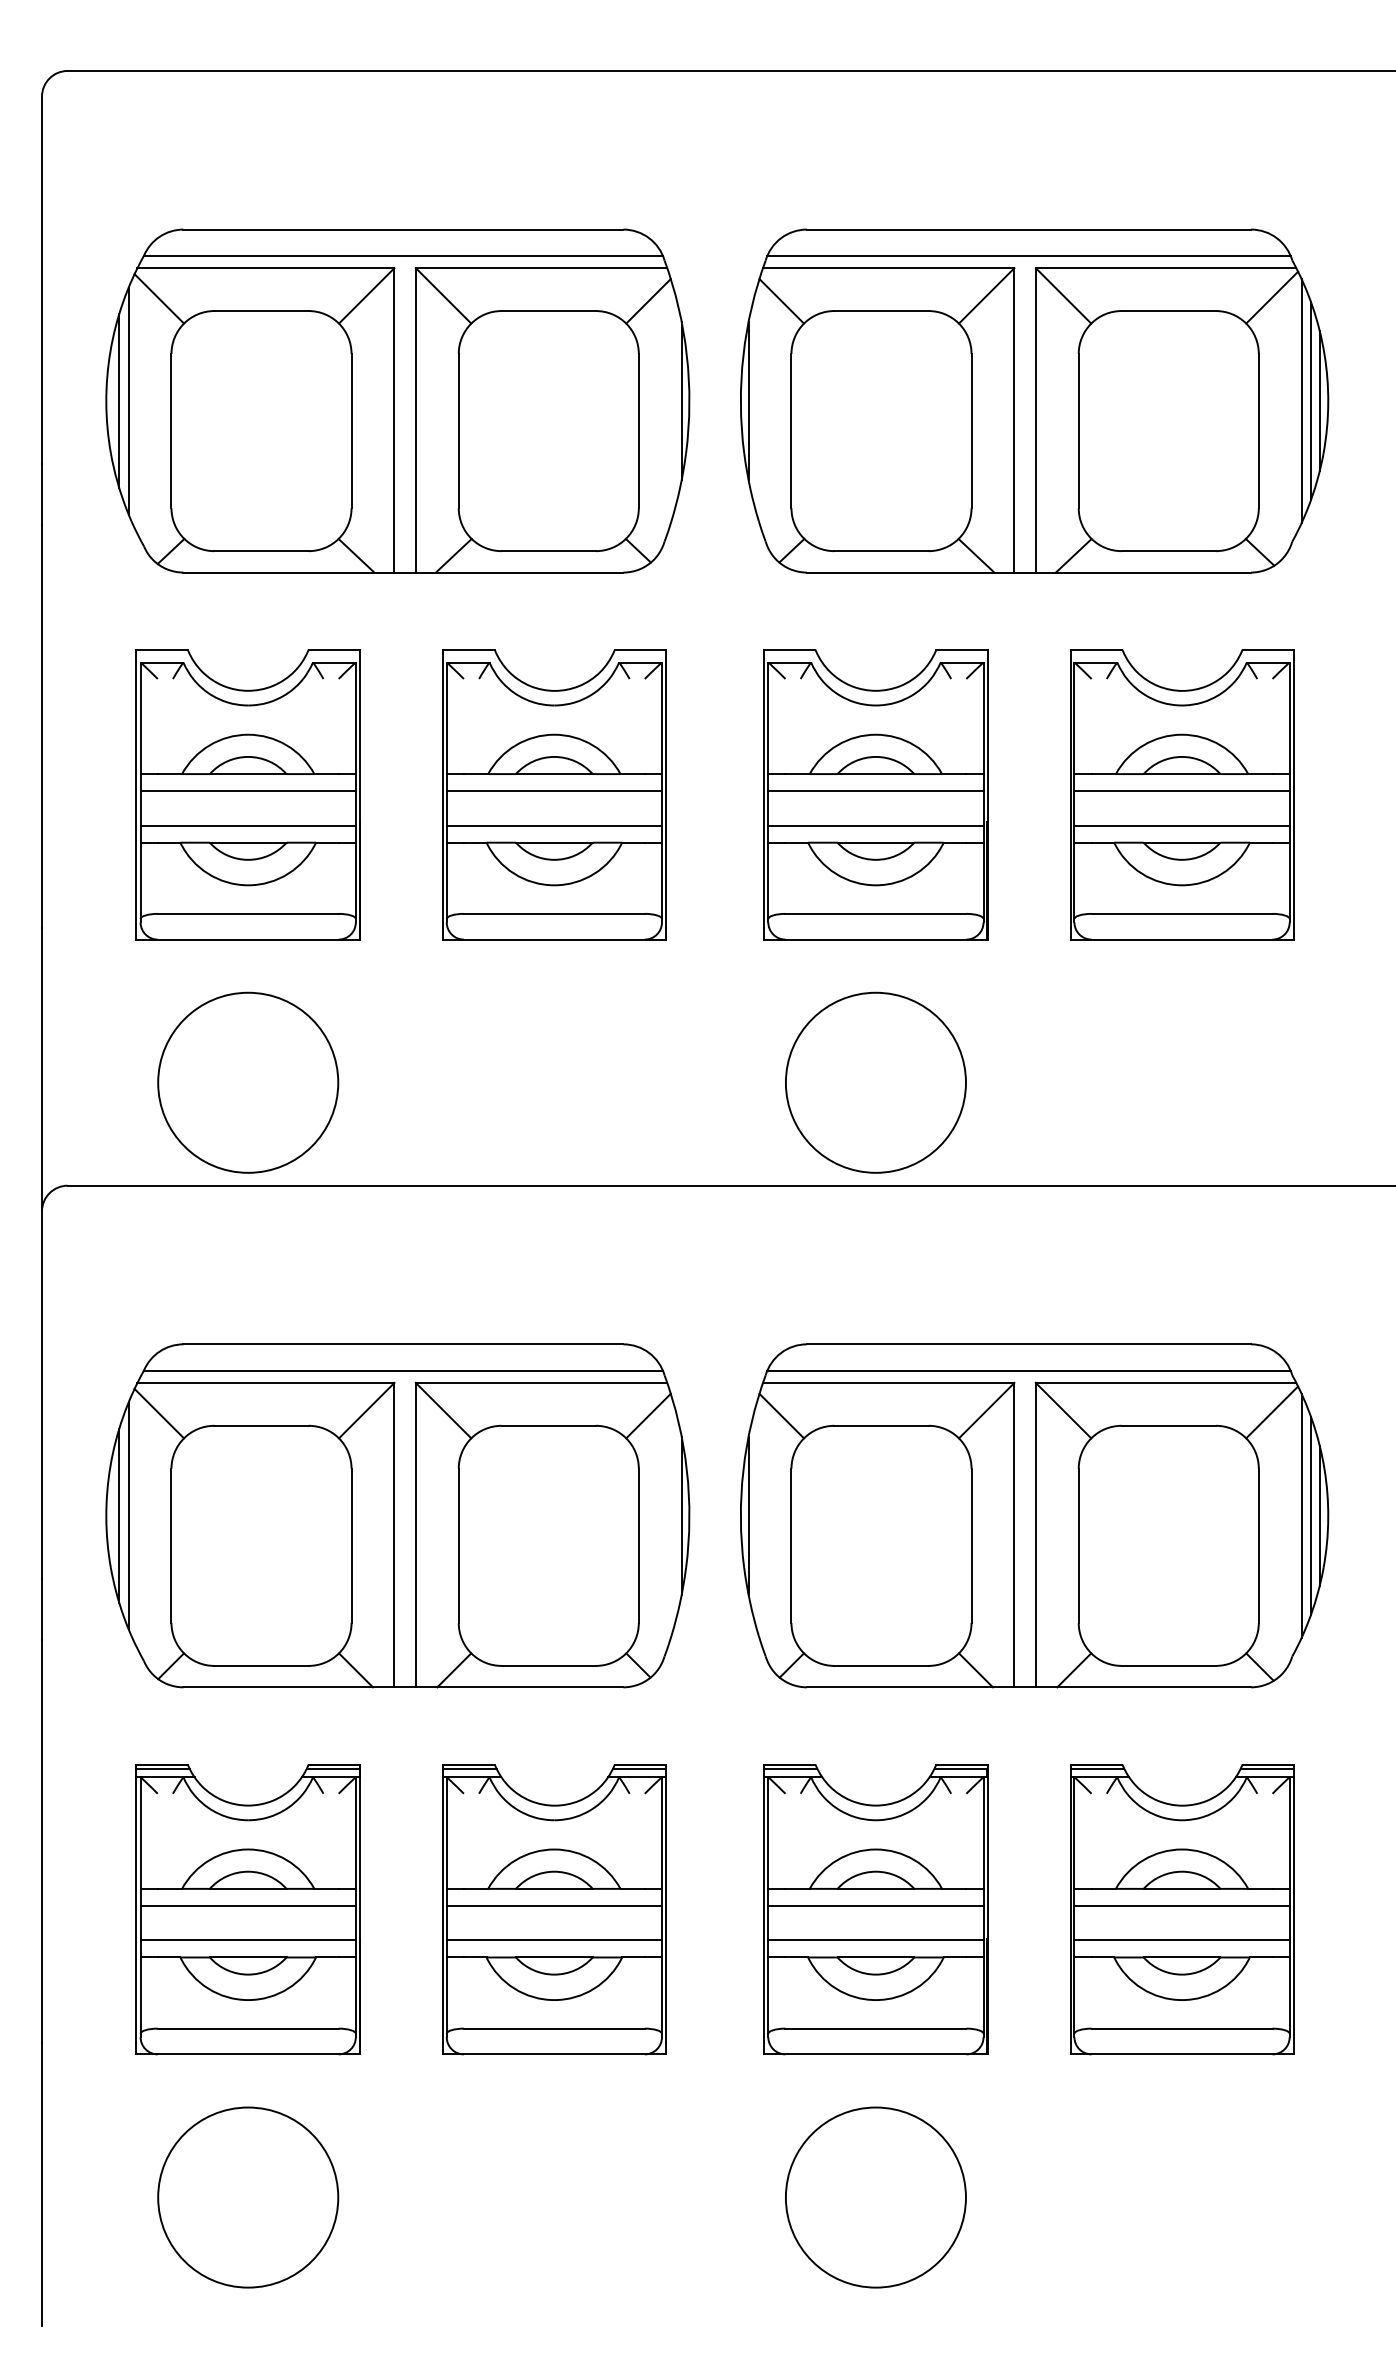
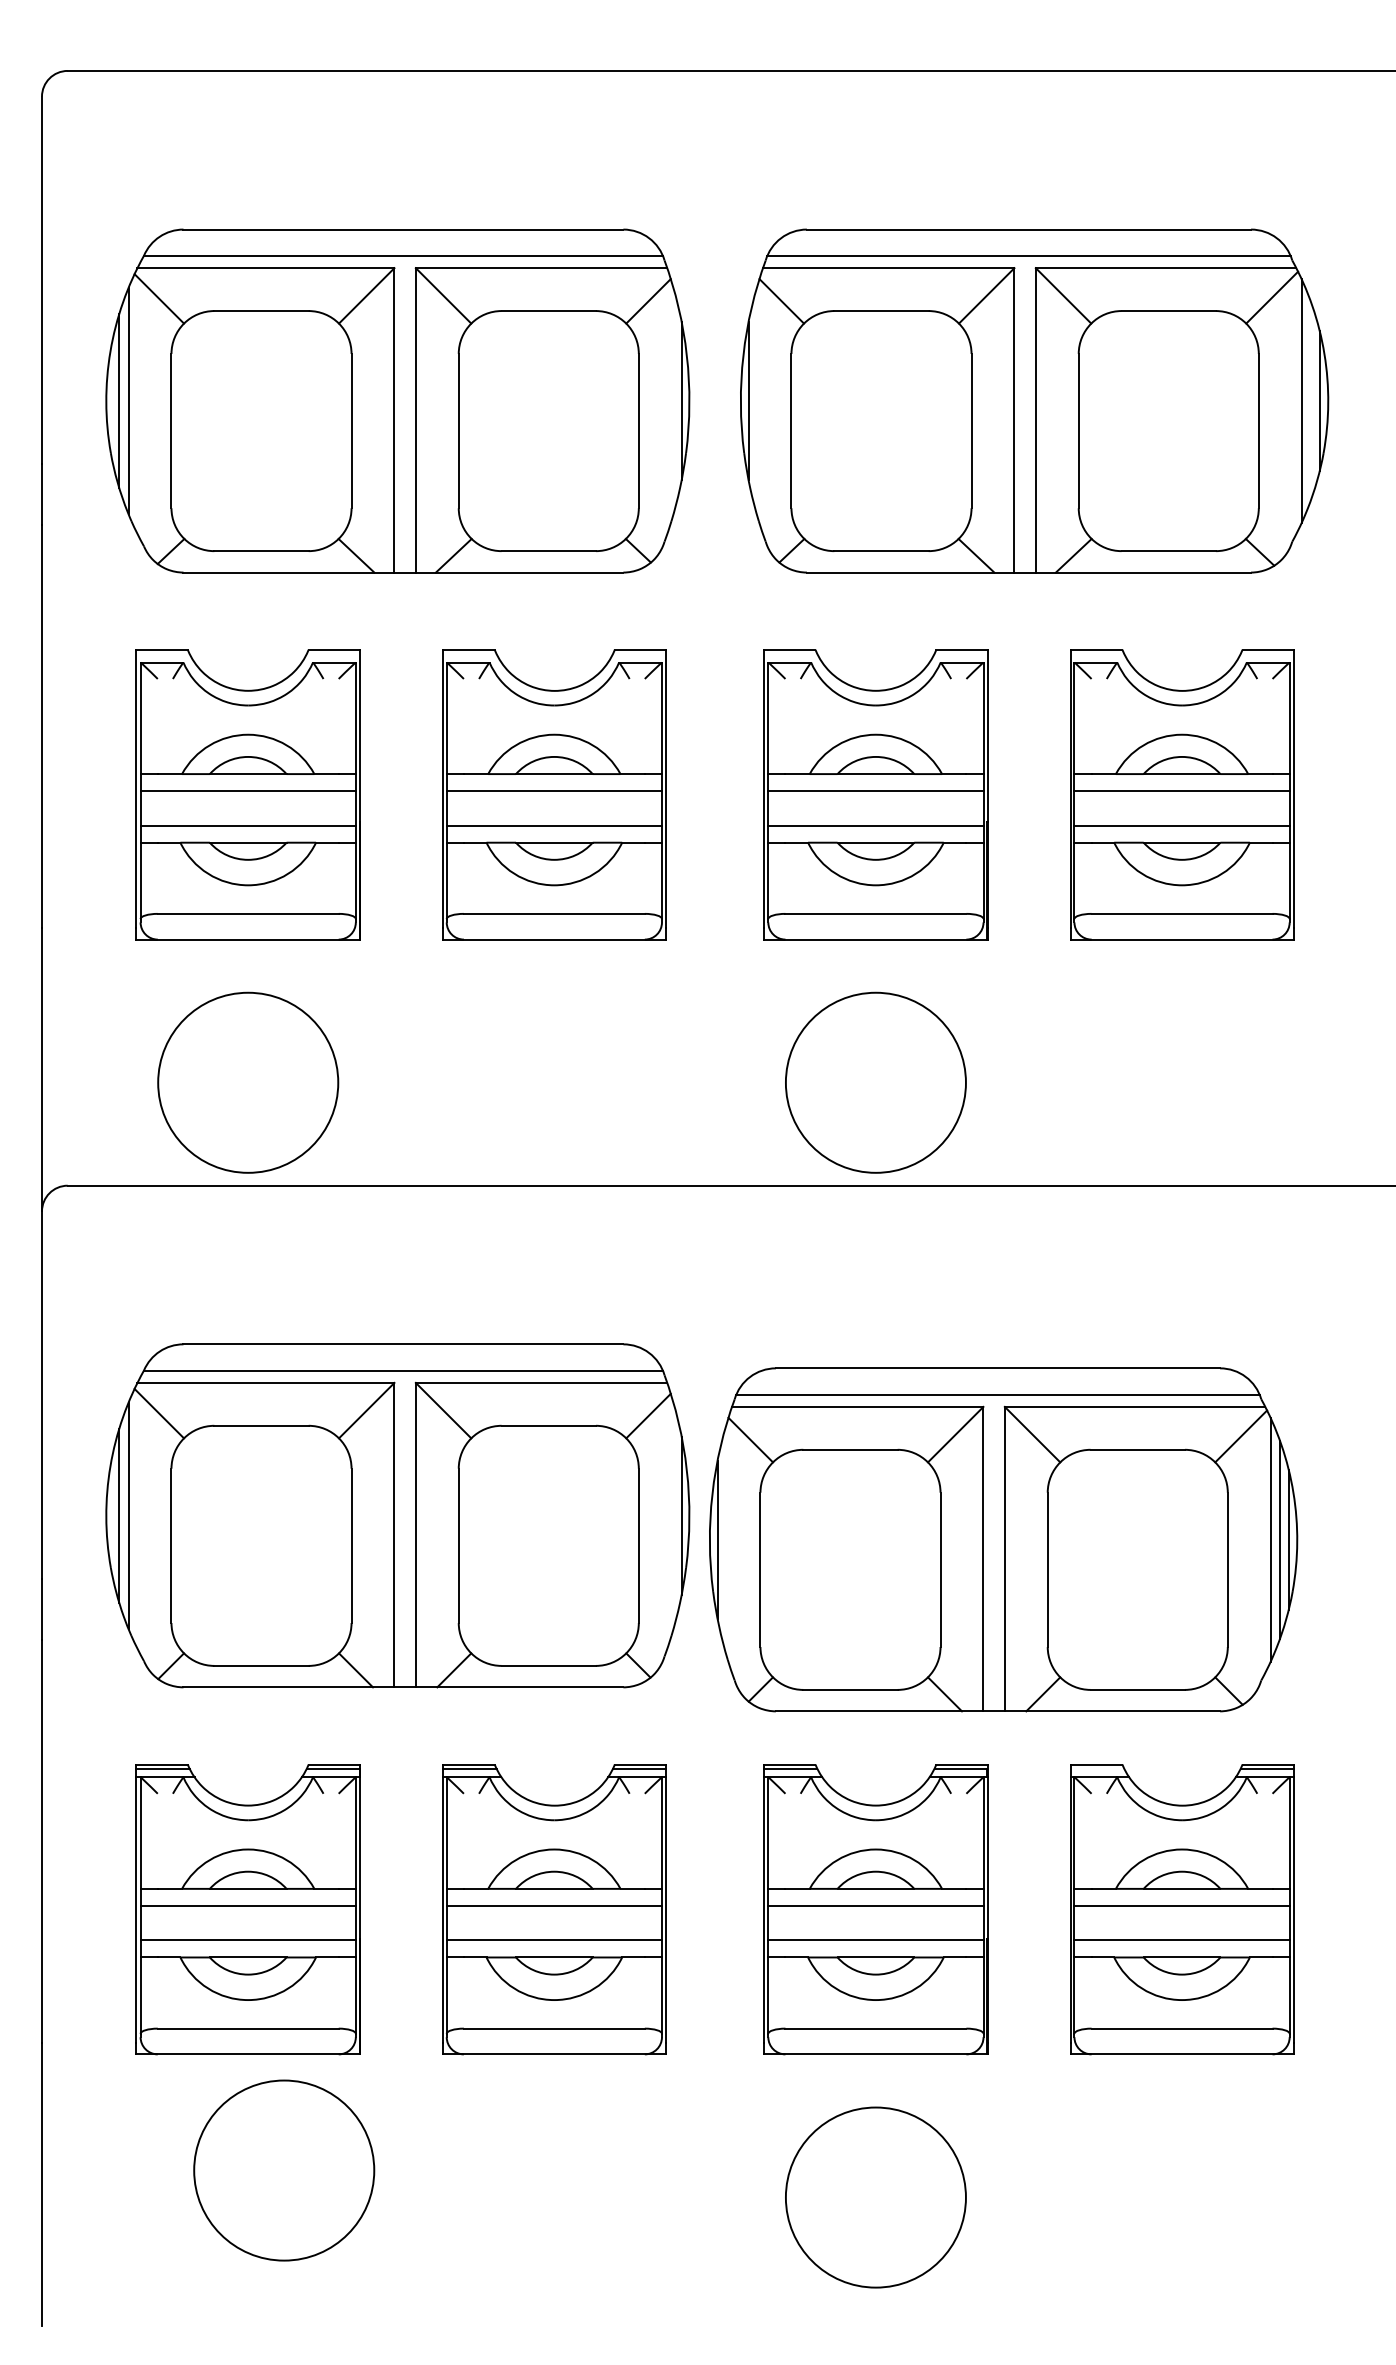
line: present -> none (1311, 400)
part position: (1034, 1515) -> (1003, 1539) (1003, 1539)
line: present -> none (1097, 1769)
circle position: (248, 2197) -> (284, 2170) (284, 2170)
